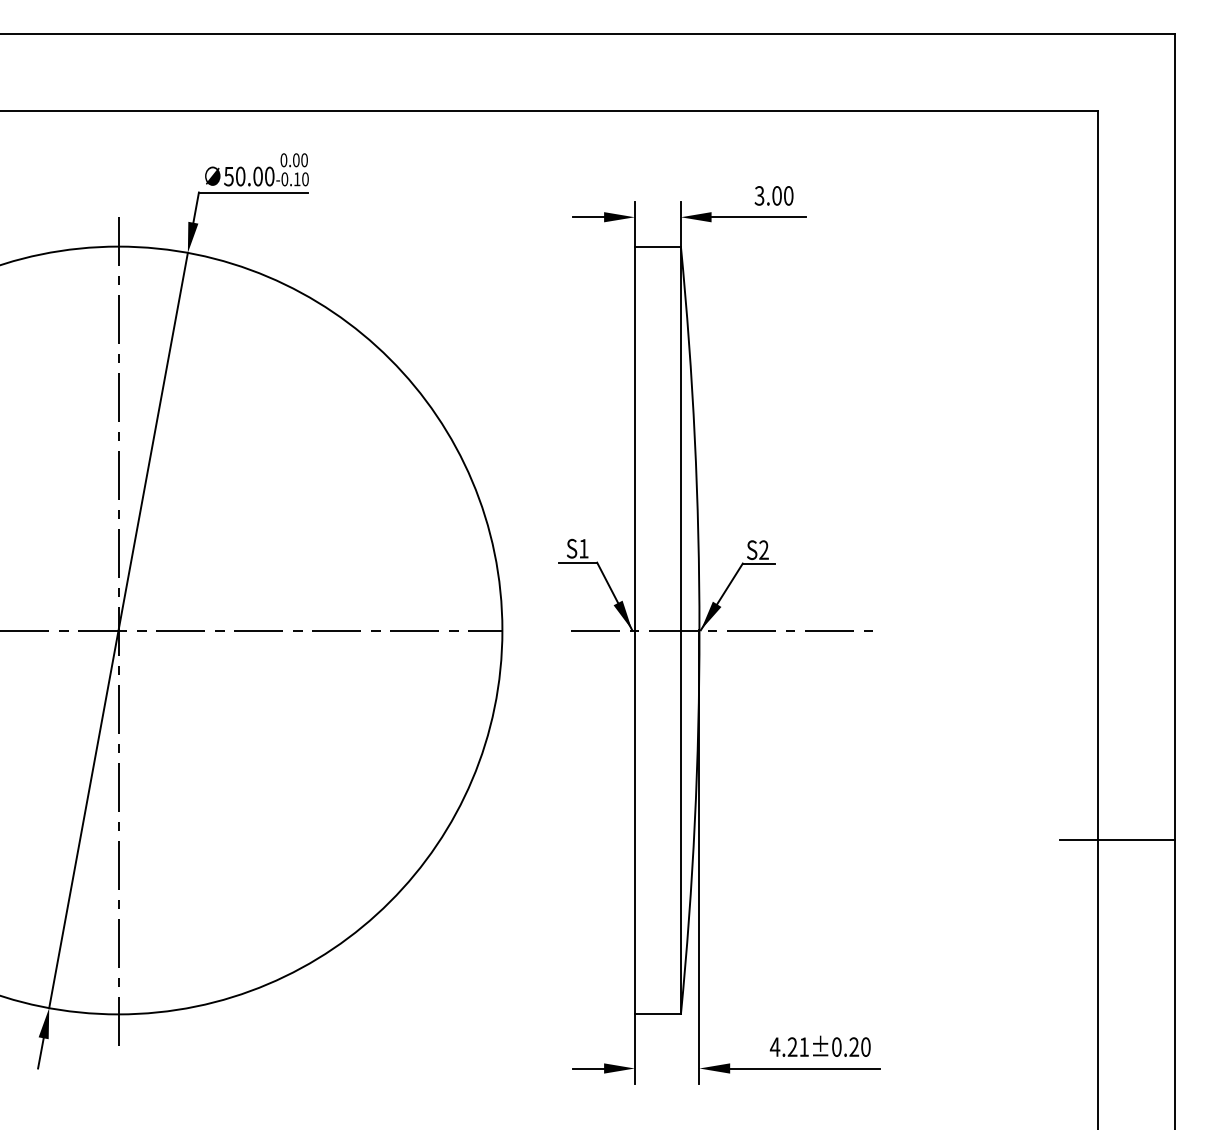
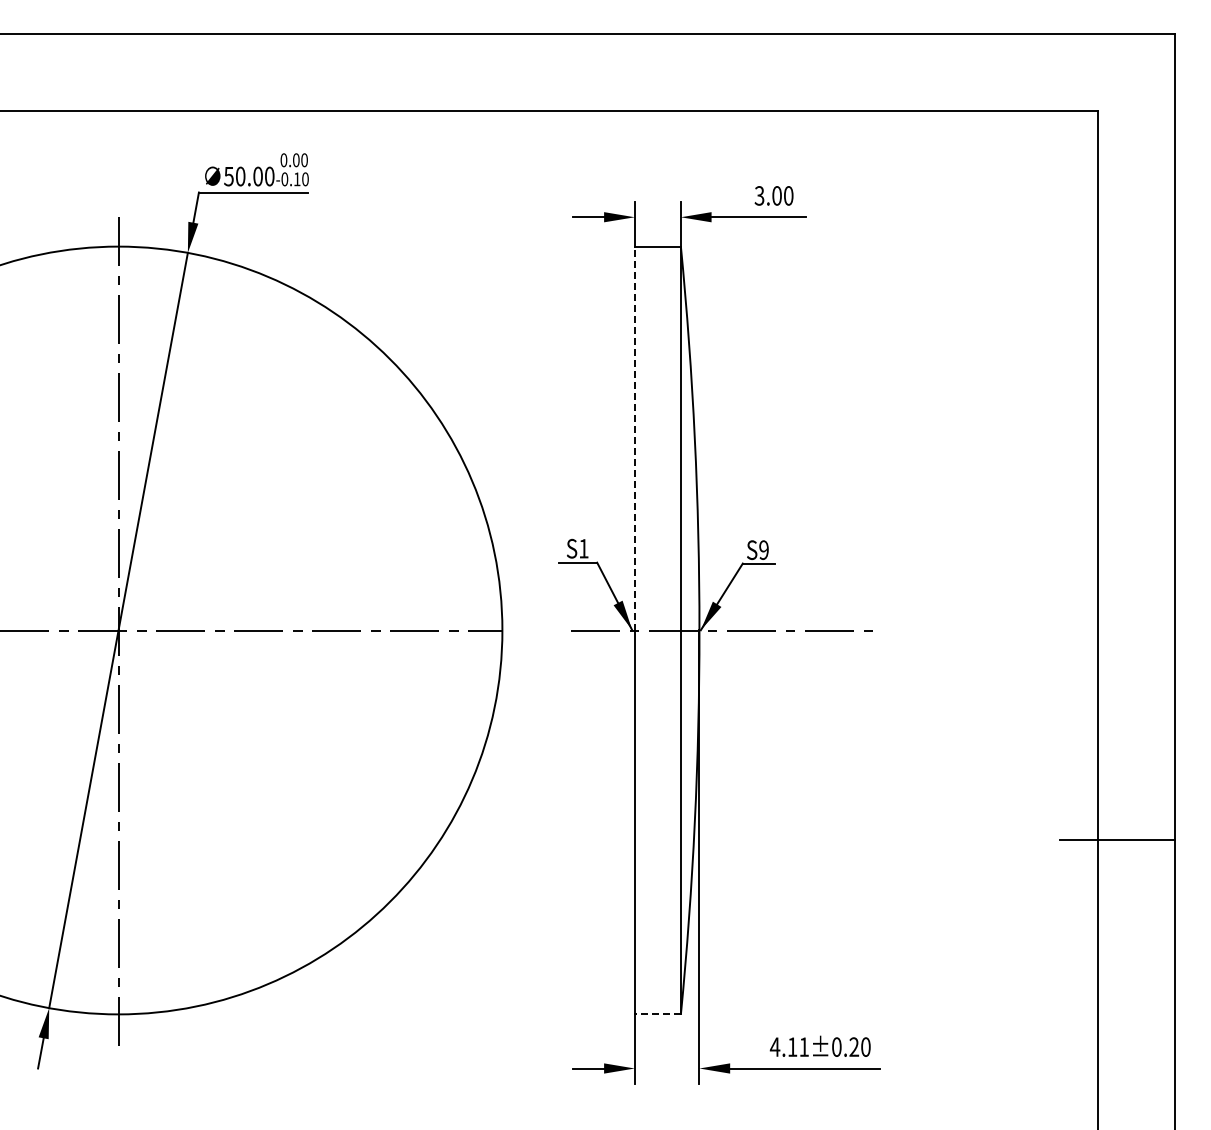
line: solid -> dashed (634, 438)
text: S2 -> S9 (763, 549)
line: solid -> dashed (657, 1014)
text: 4.21±0.20 -> 4.11±0.20 (792, 1046)
